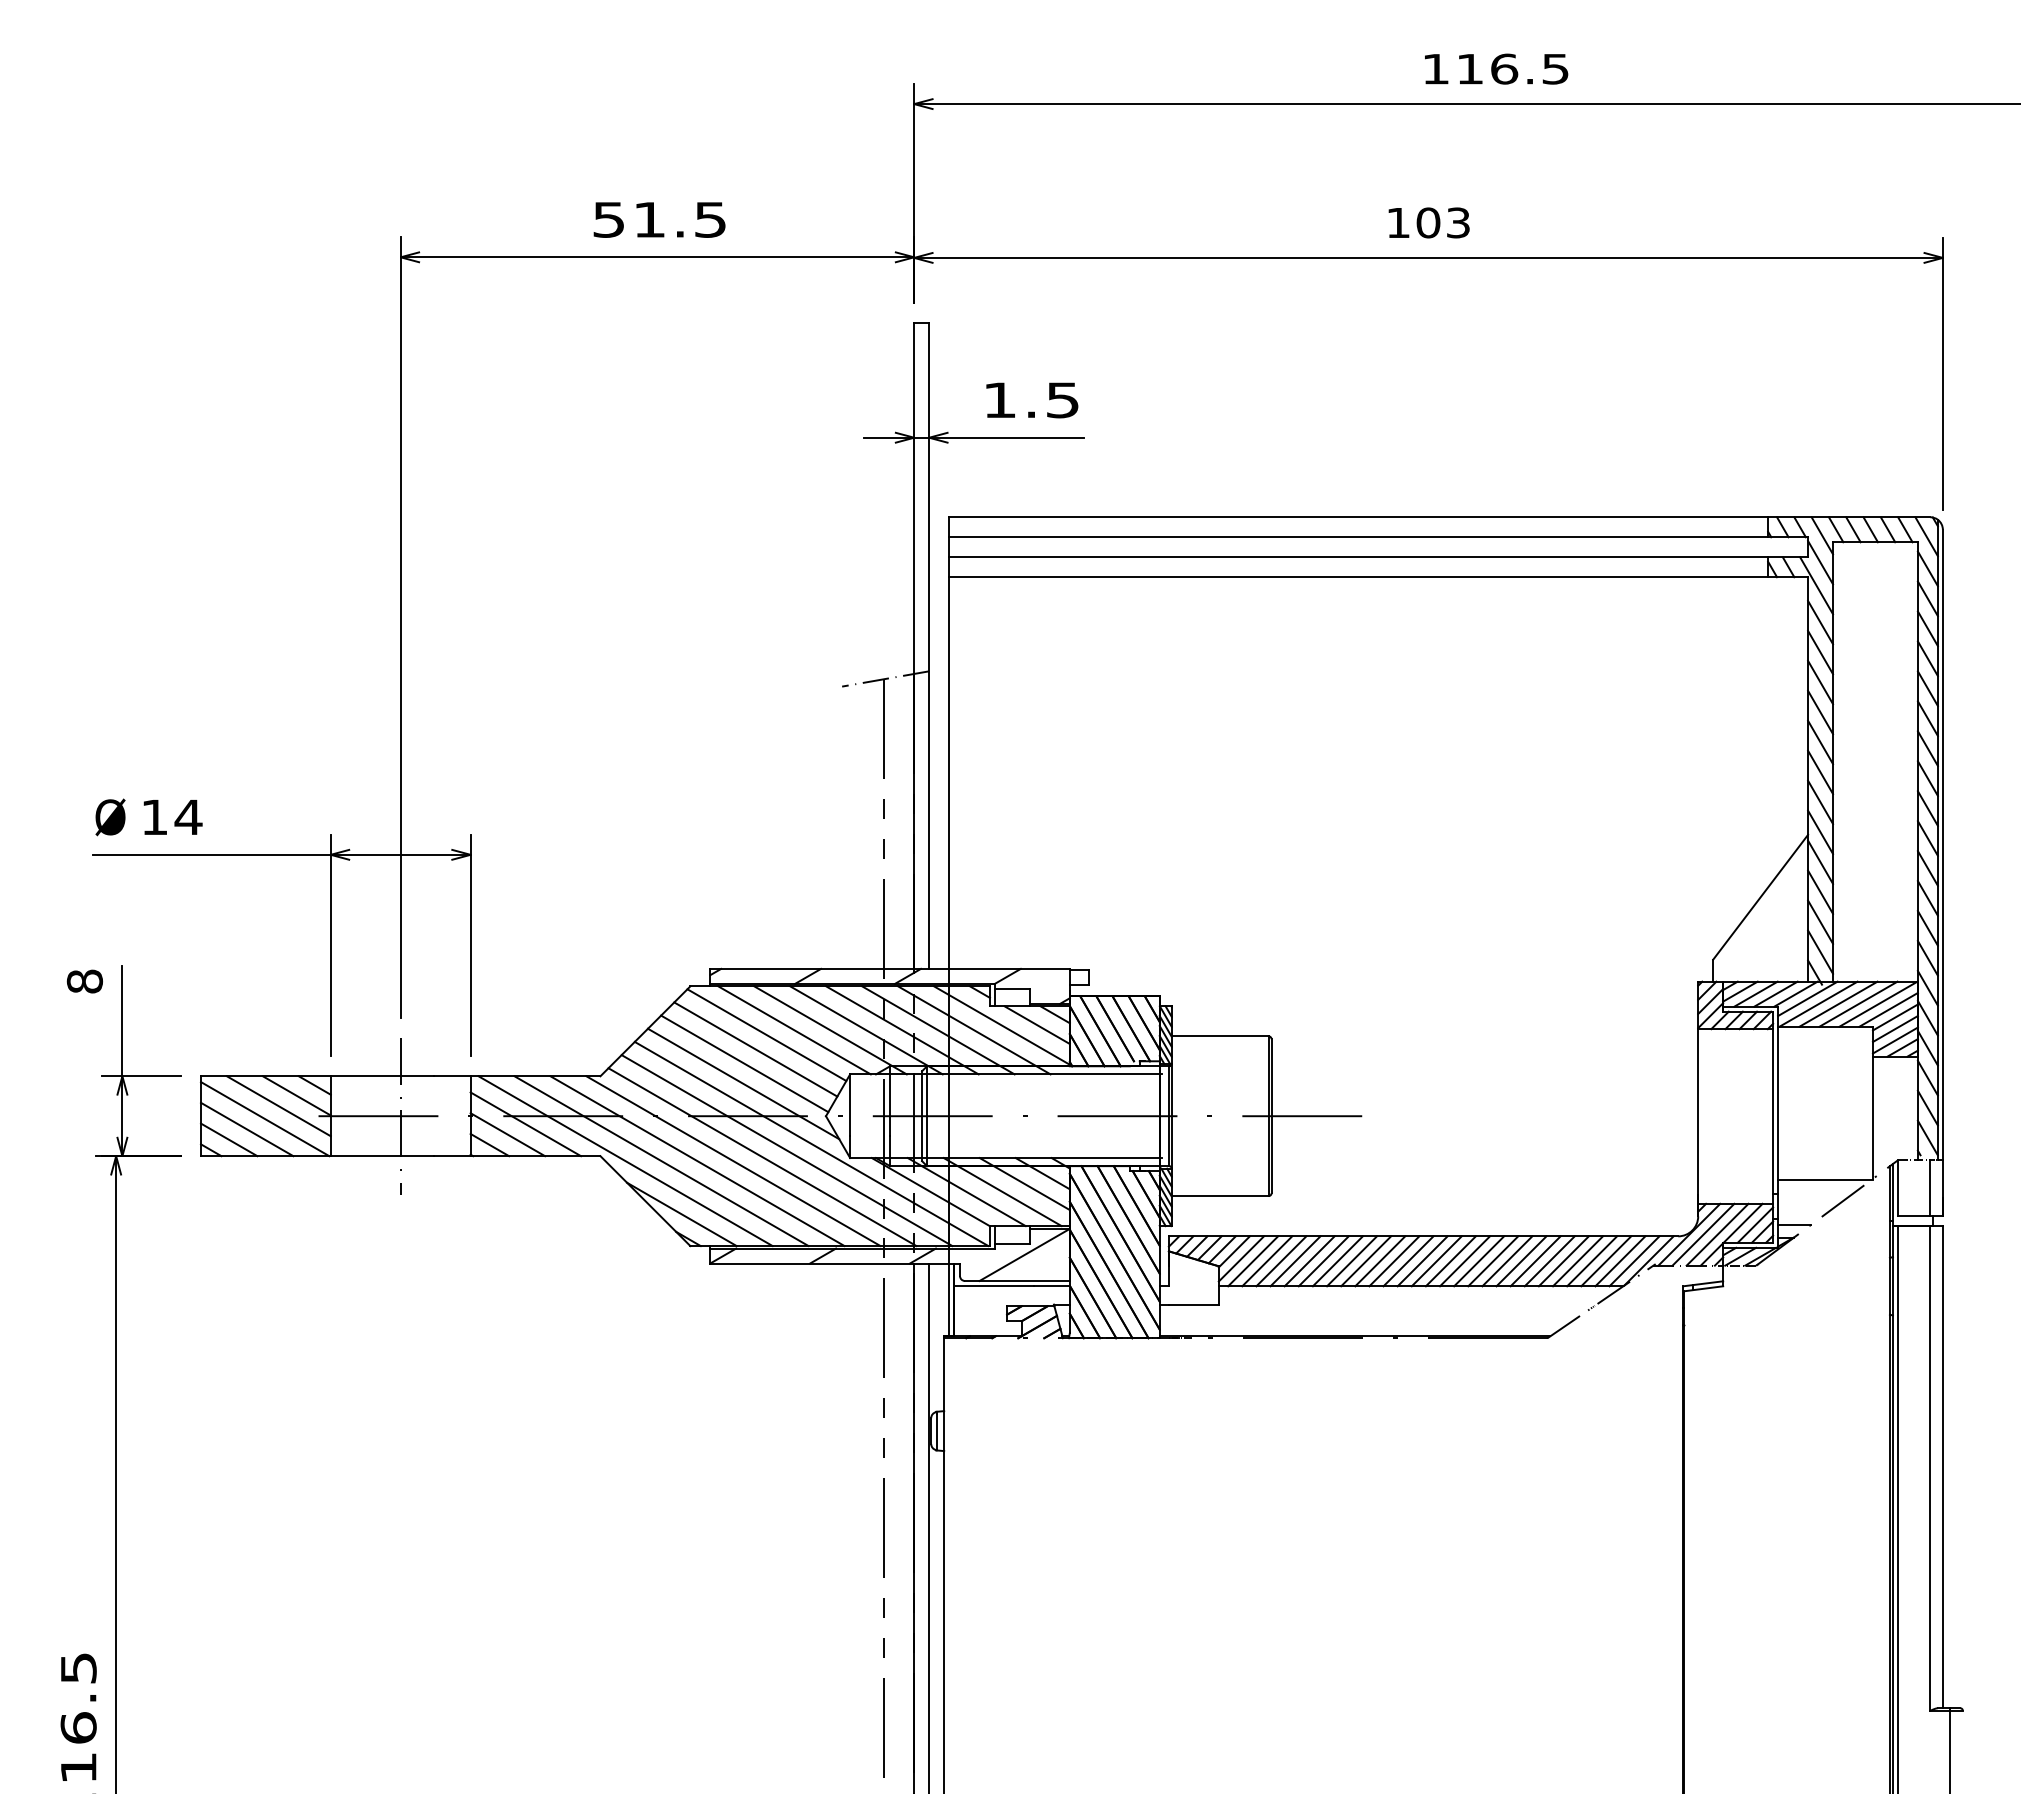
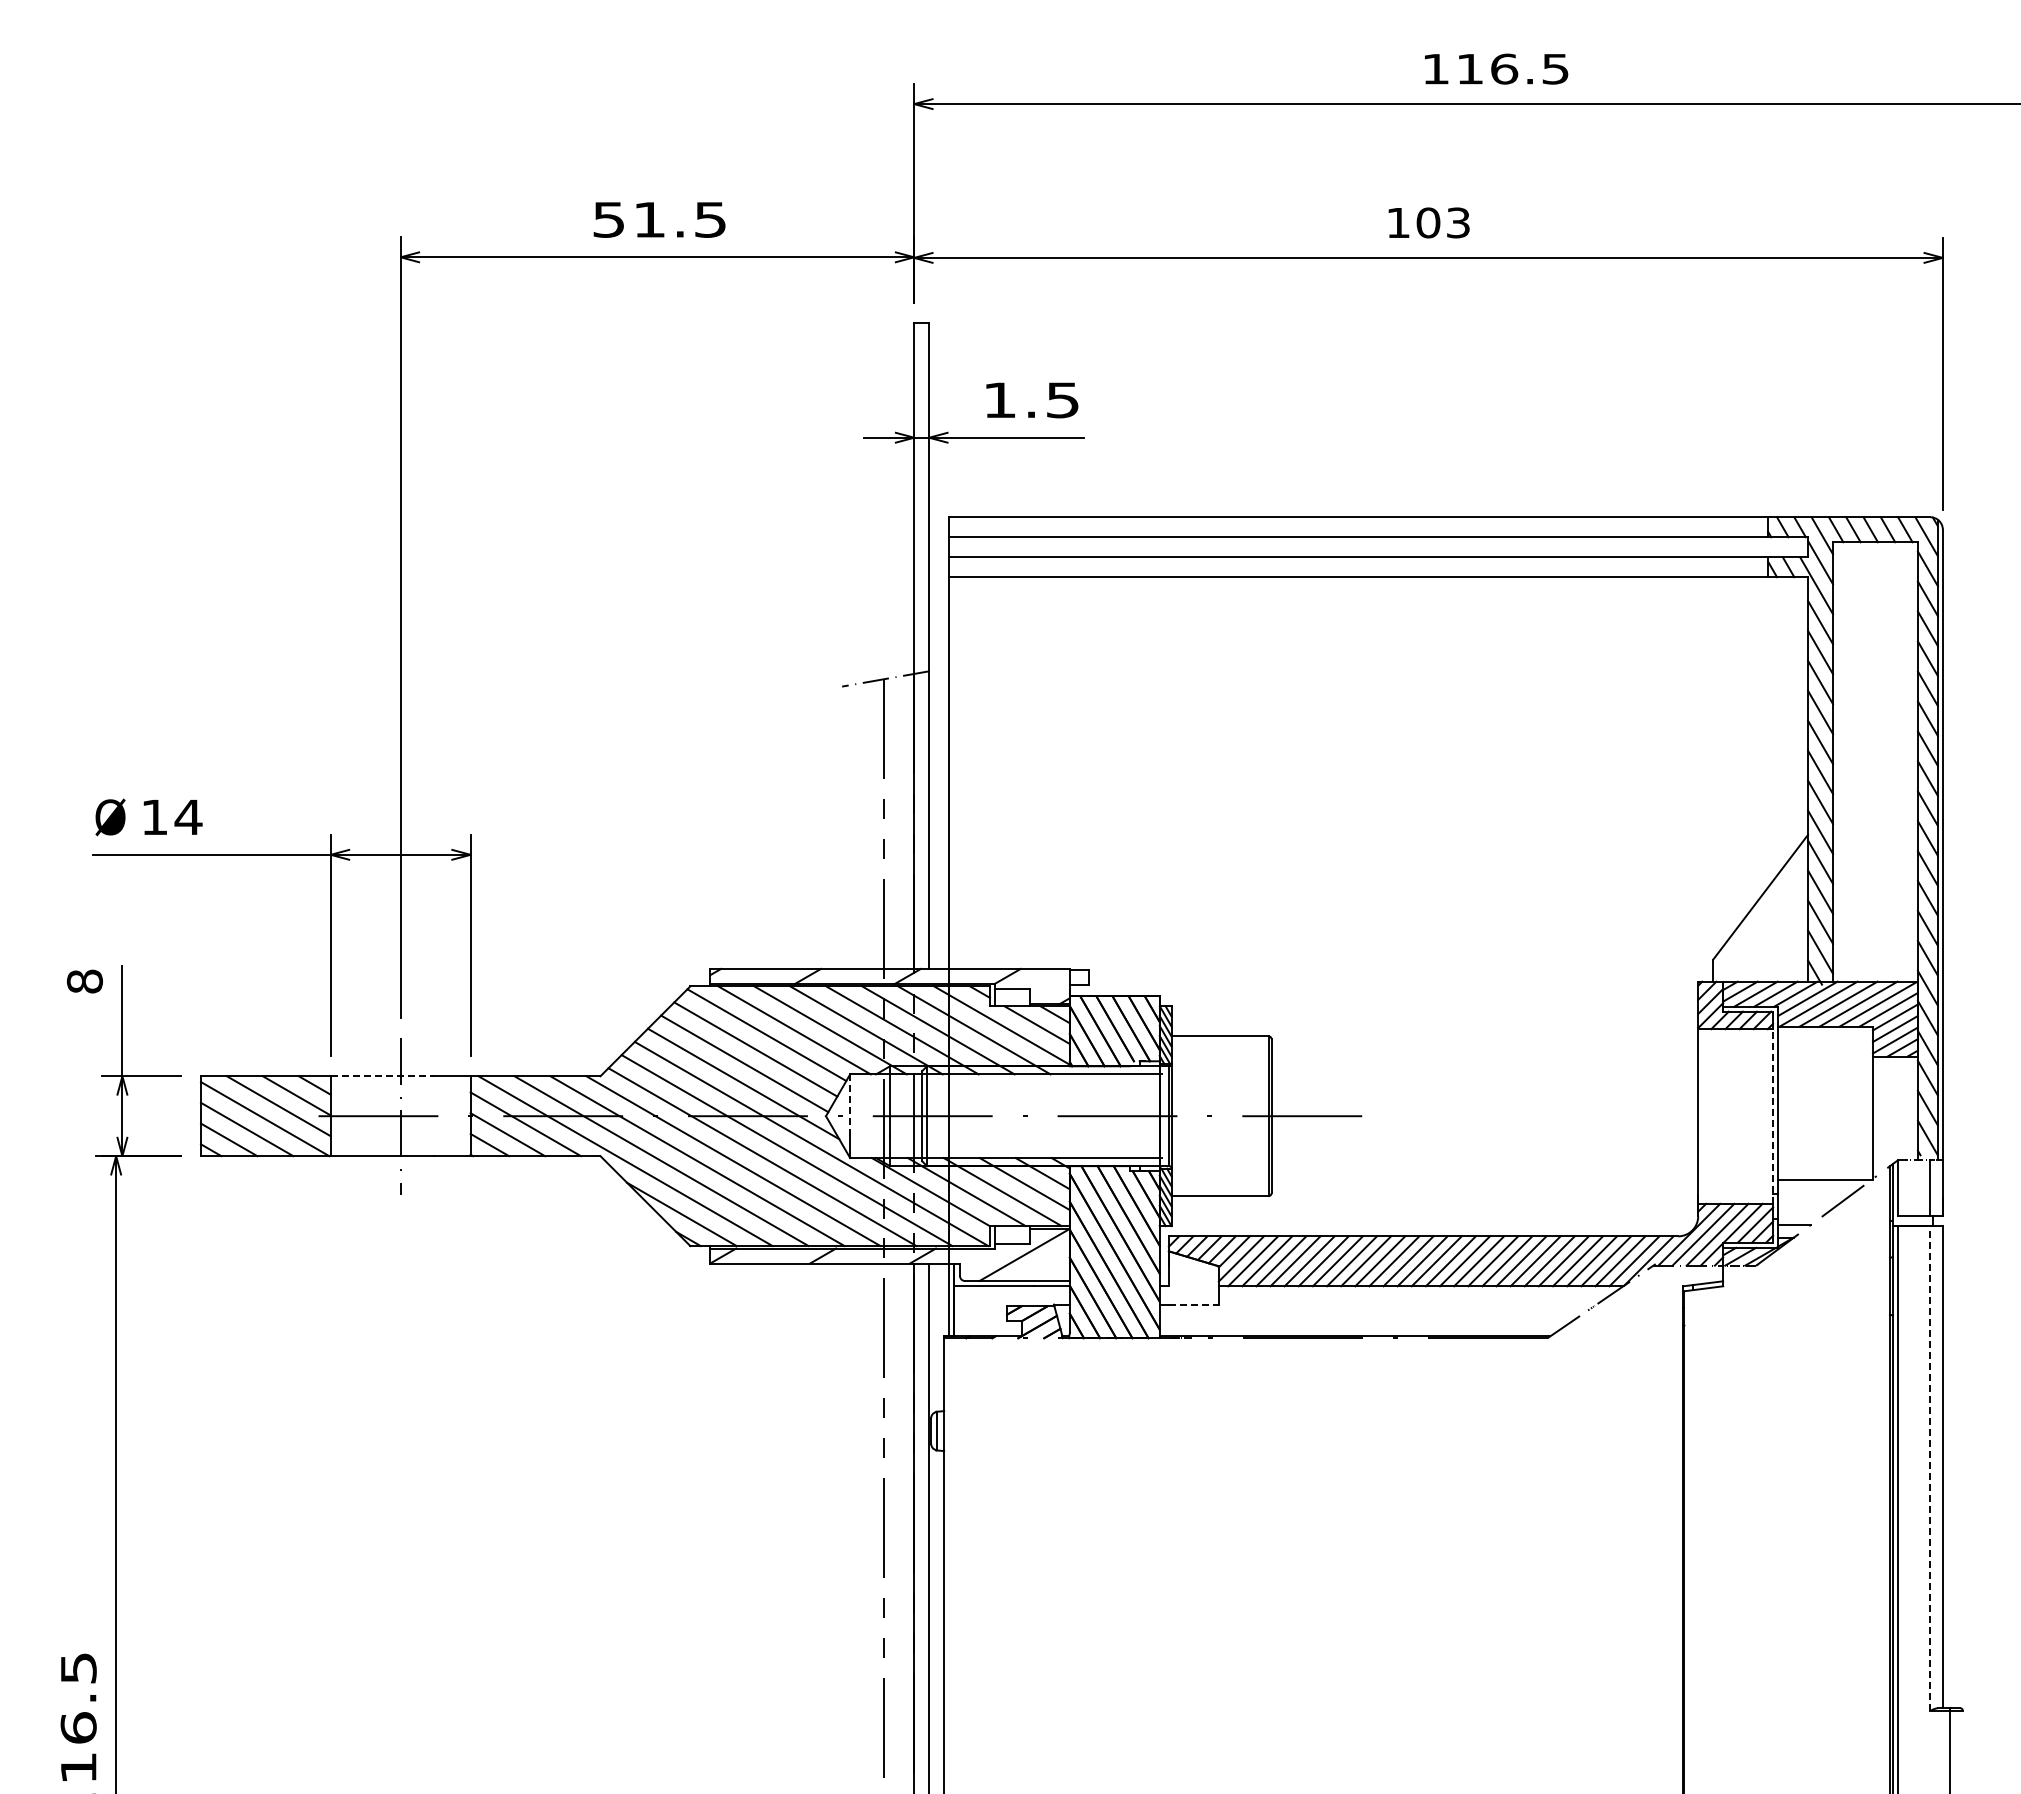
line: solid -> dashed (382, 1076)
line: solid -> dashed (850, 1105)
line: solid -> dashed (1773, 1116)
line: solid -> dashed (1193, 1304)
line: solid -> dashed (1930, 1468)
